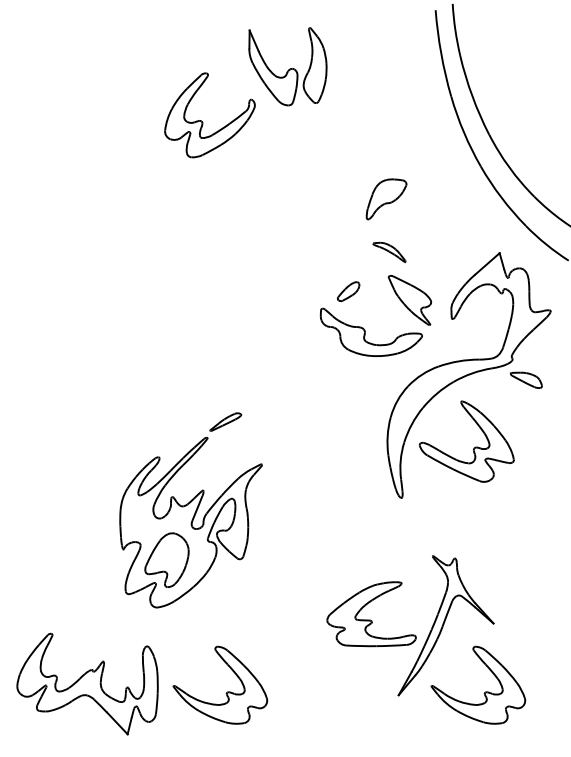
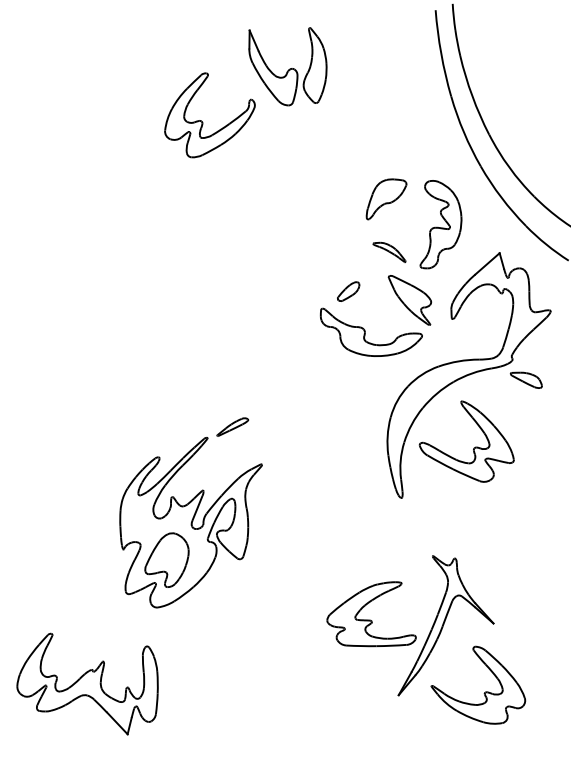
part: none -> present (440, 224)
part position: (225, 421) -> (232, 426) (232, 426)
part: present -> none (227, 691)
